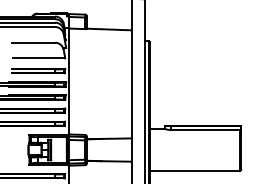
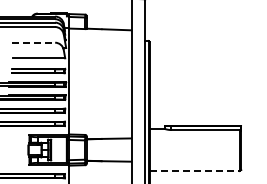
line: solid -> dashed (34, 42)
line: solid -> dashed (194, 170)
